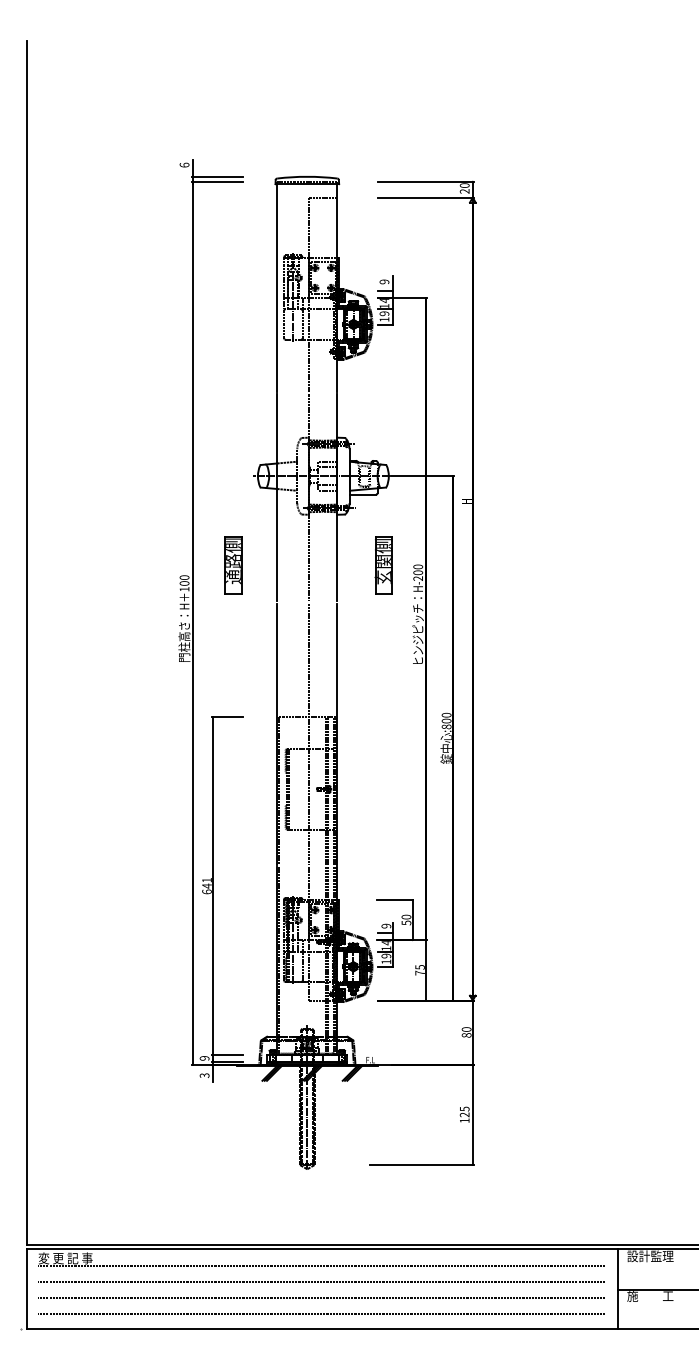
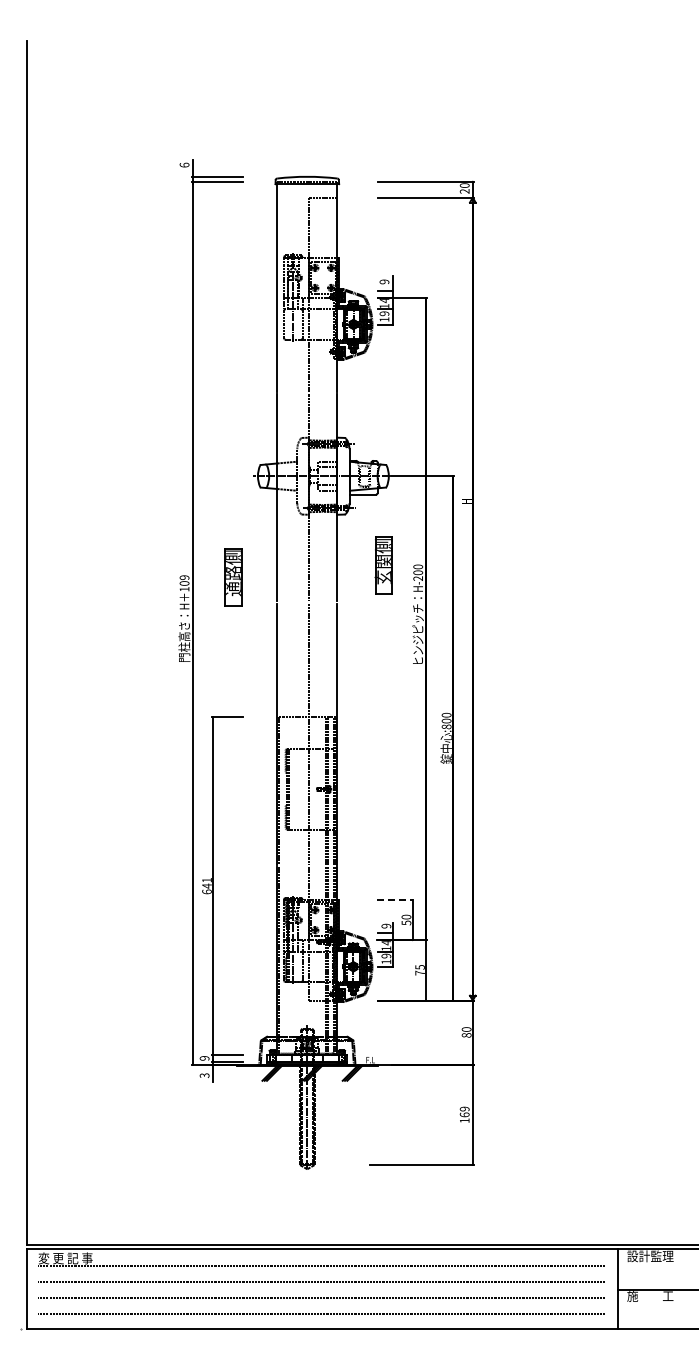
part position: (233, 565) -> (233, 577) (233, 577)
text: 100 -> 109 (184, 577)
line: solid -> dashed (395, 900)
text: 125 -> 169 (464, 1111)
